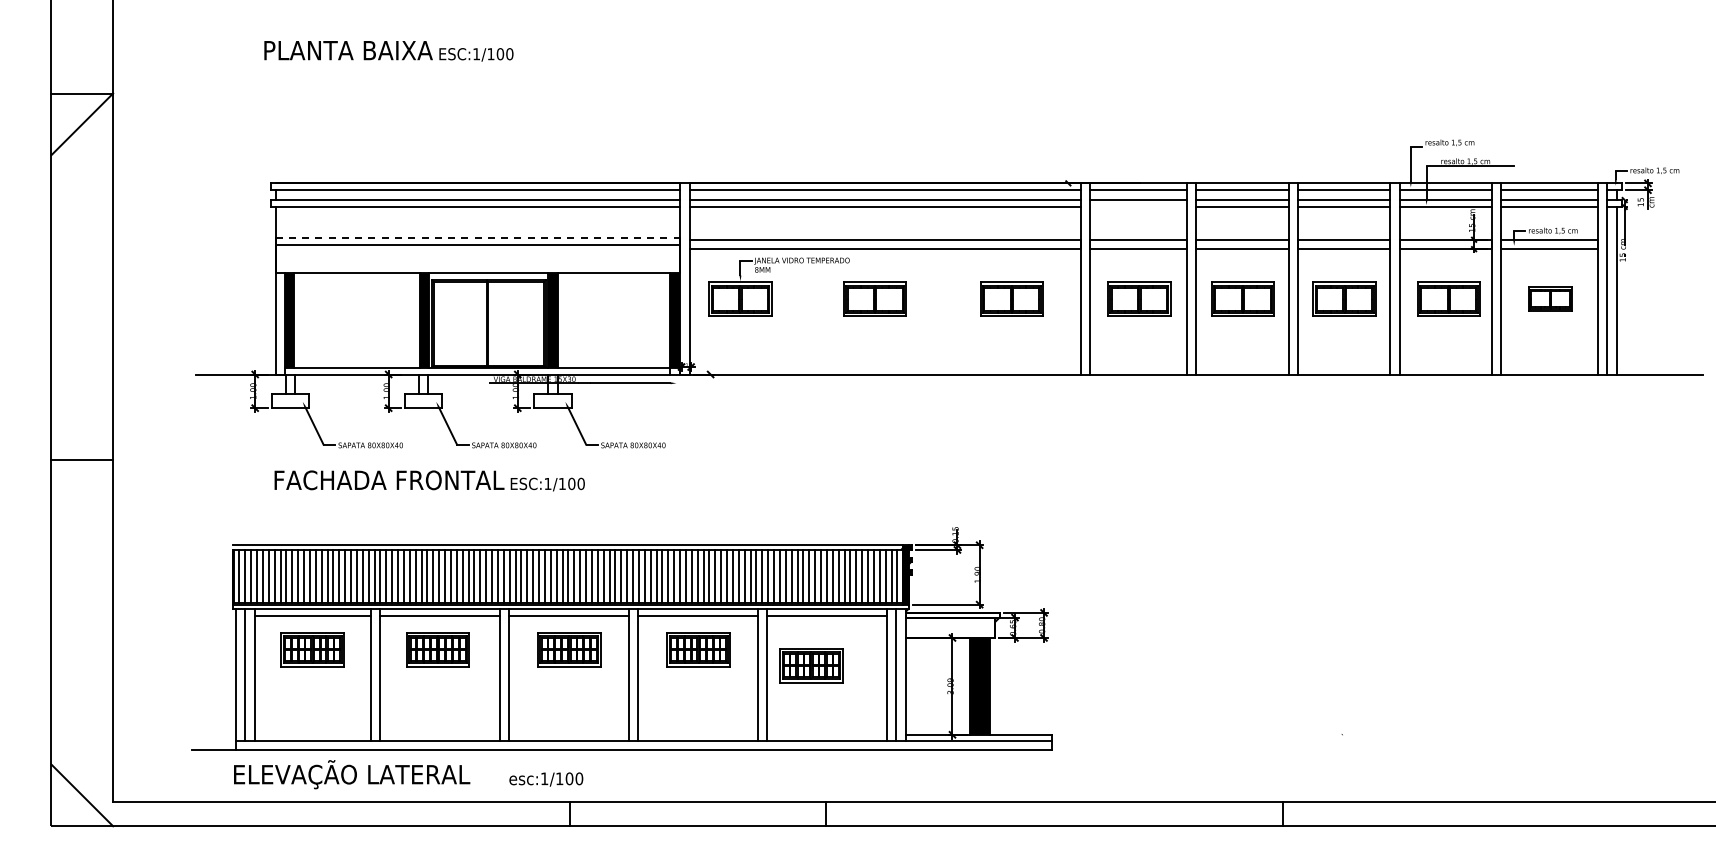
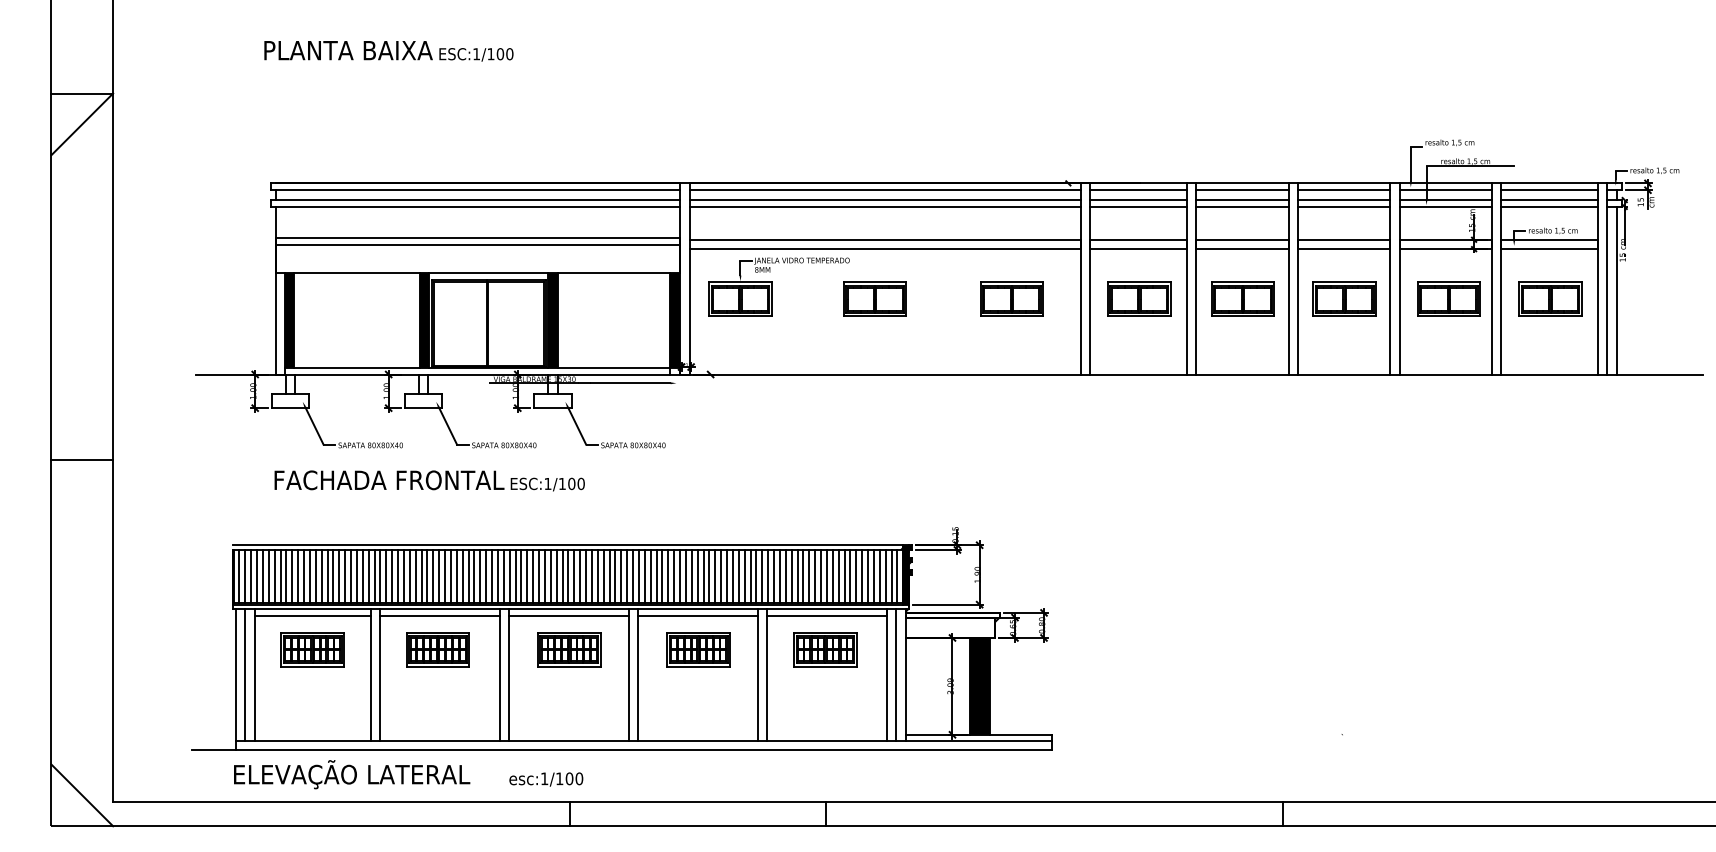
line: none -> present (1138, 206)
line: dashed -> solid (478, 238)
part size: 45x26 px -> 65x36 px (1550, 298)
part position: (811, 665) -> (825, 649) (825, 649)
